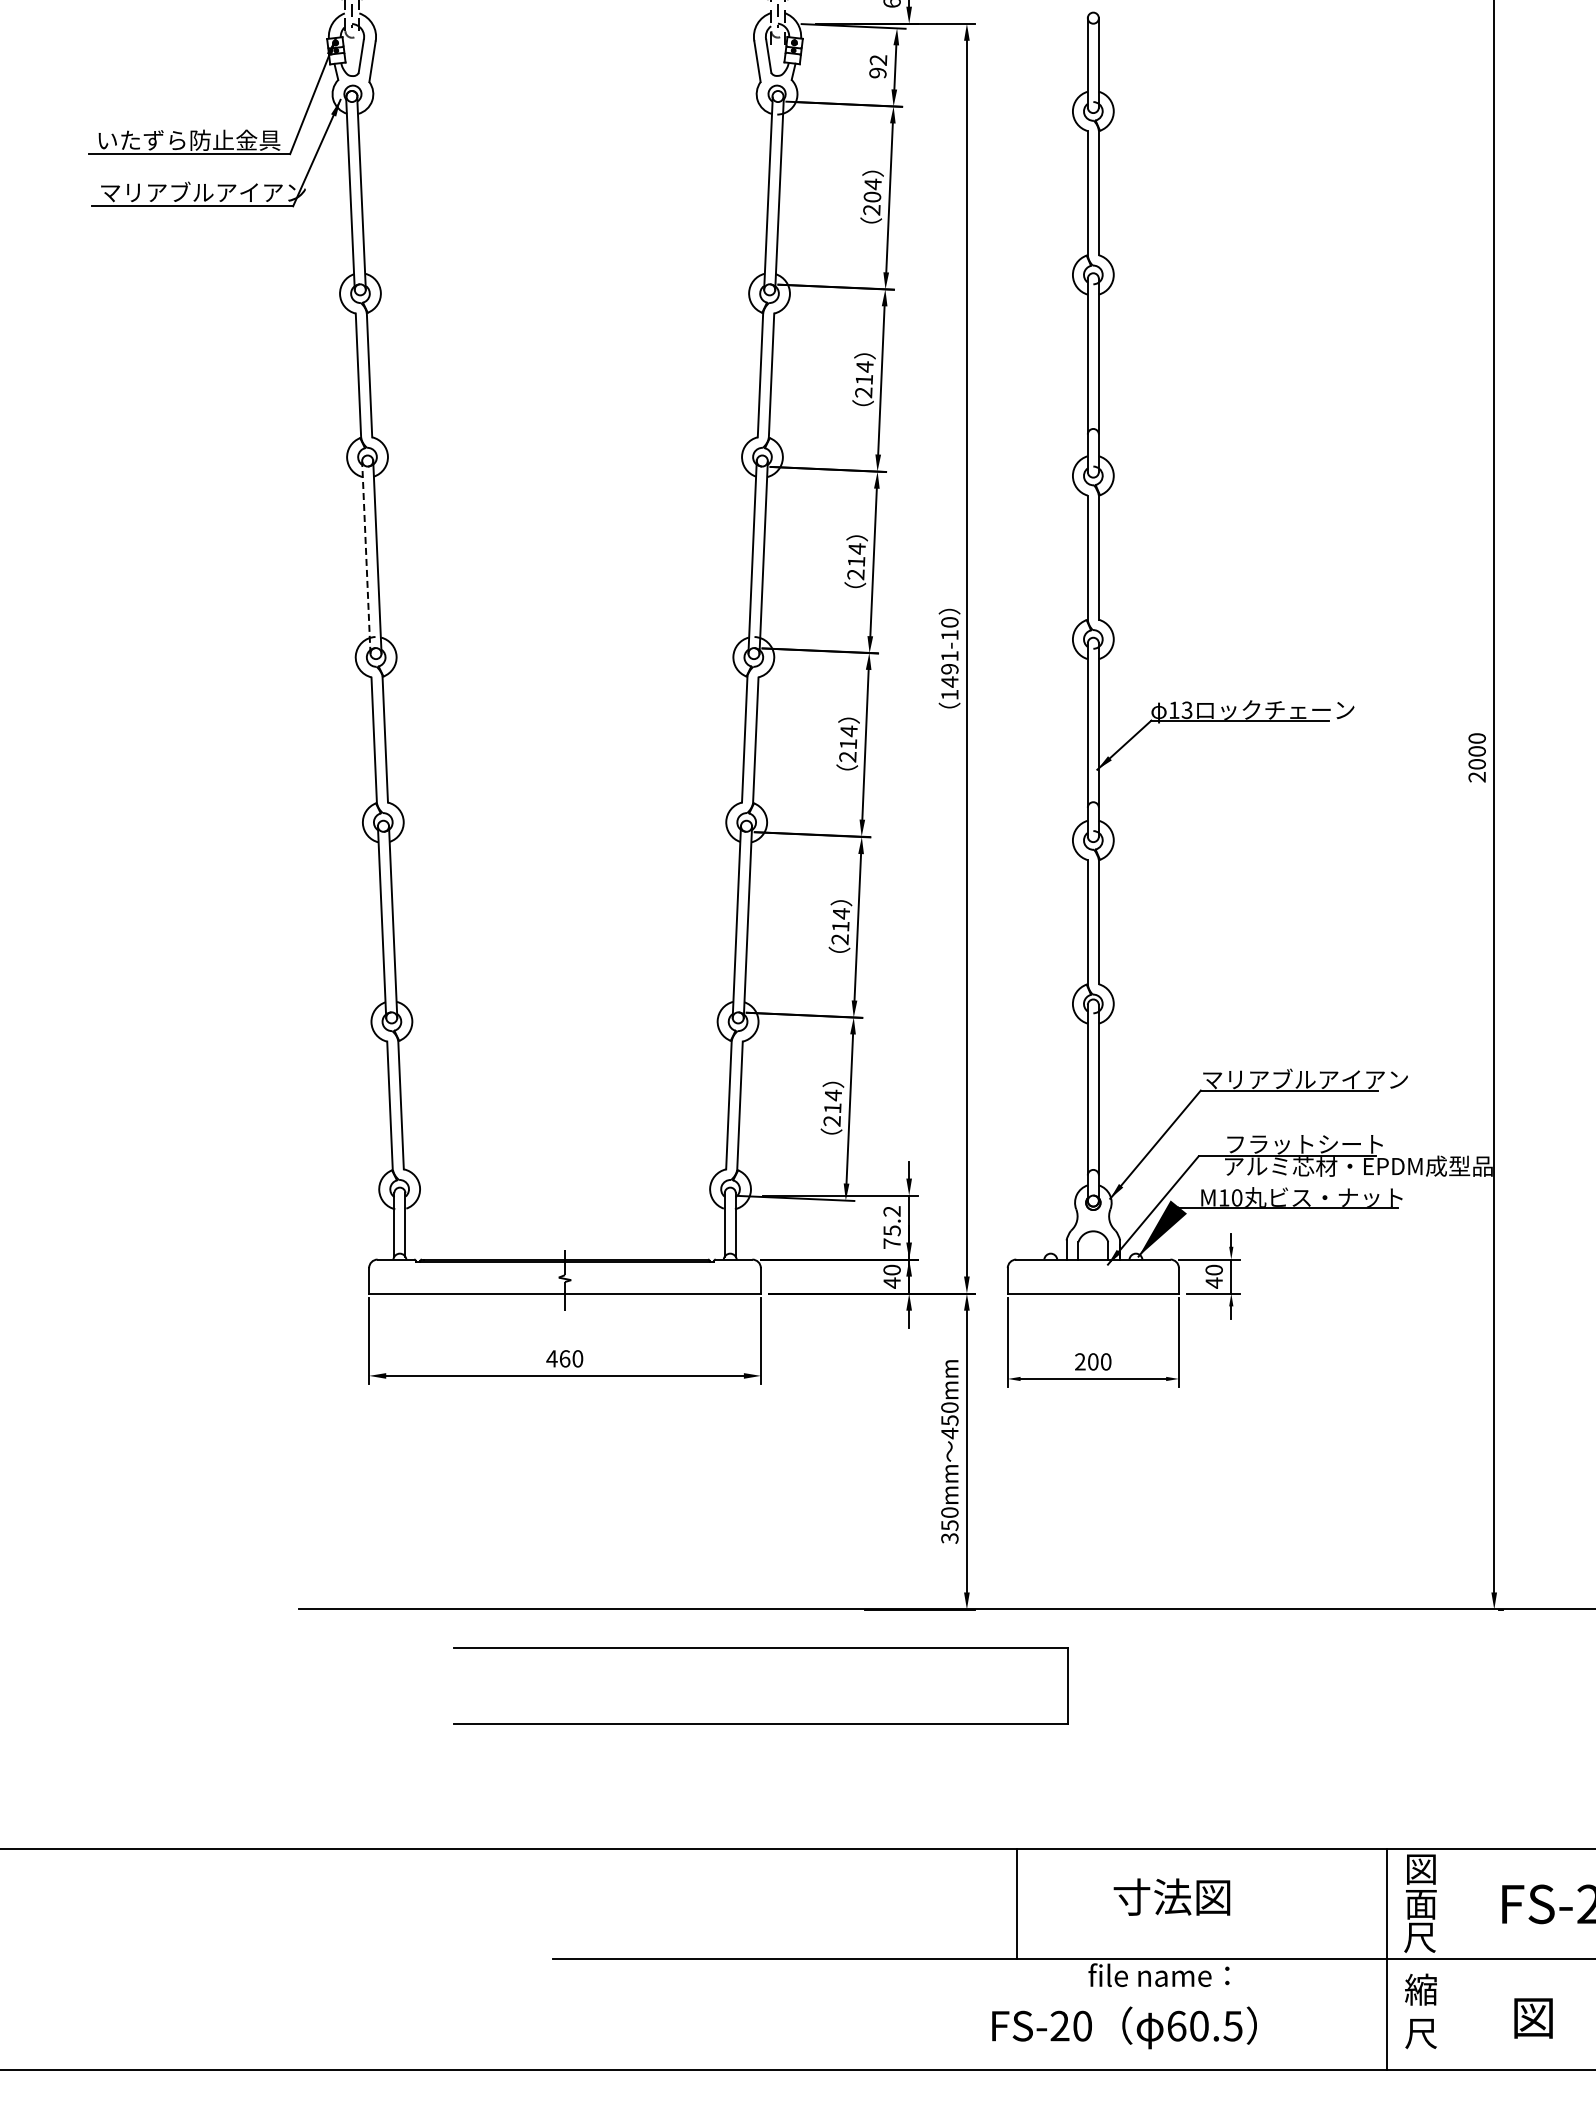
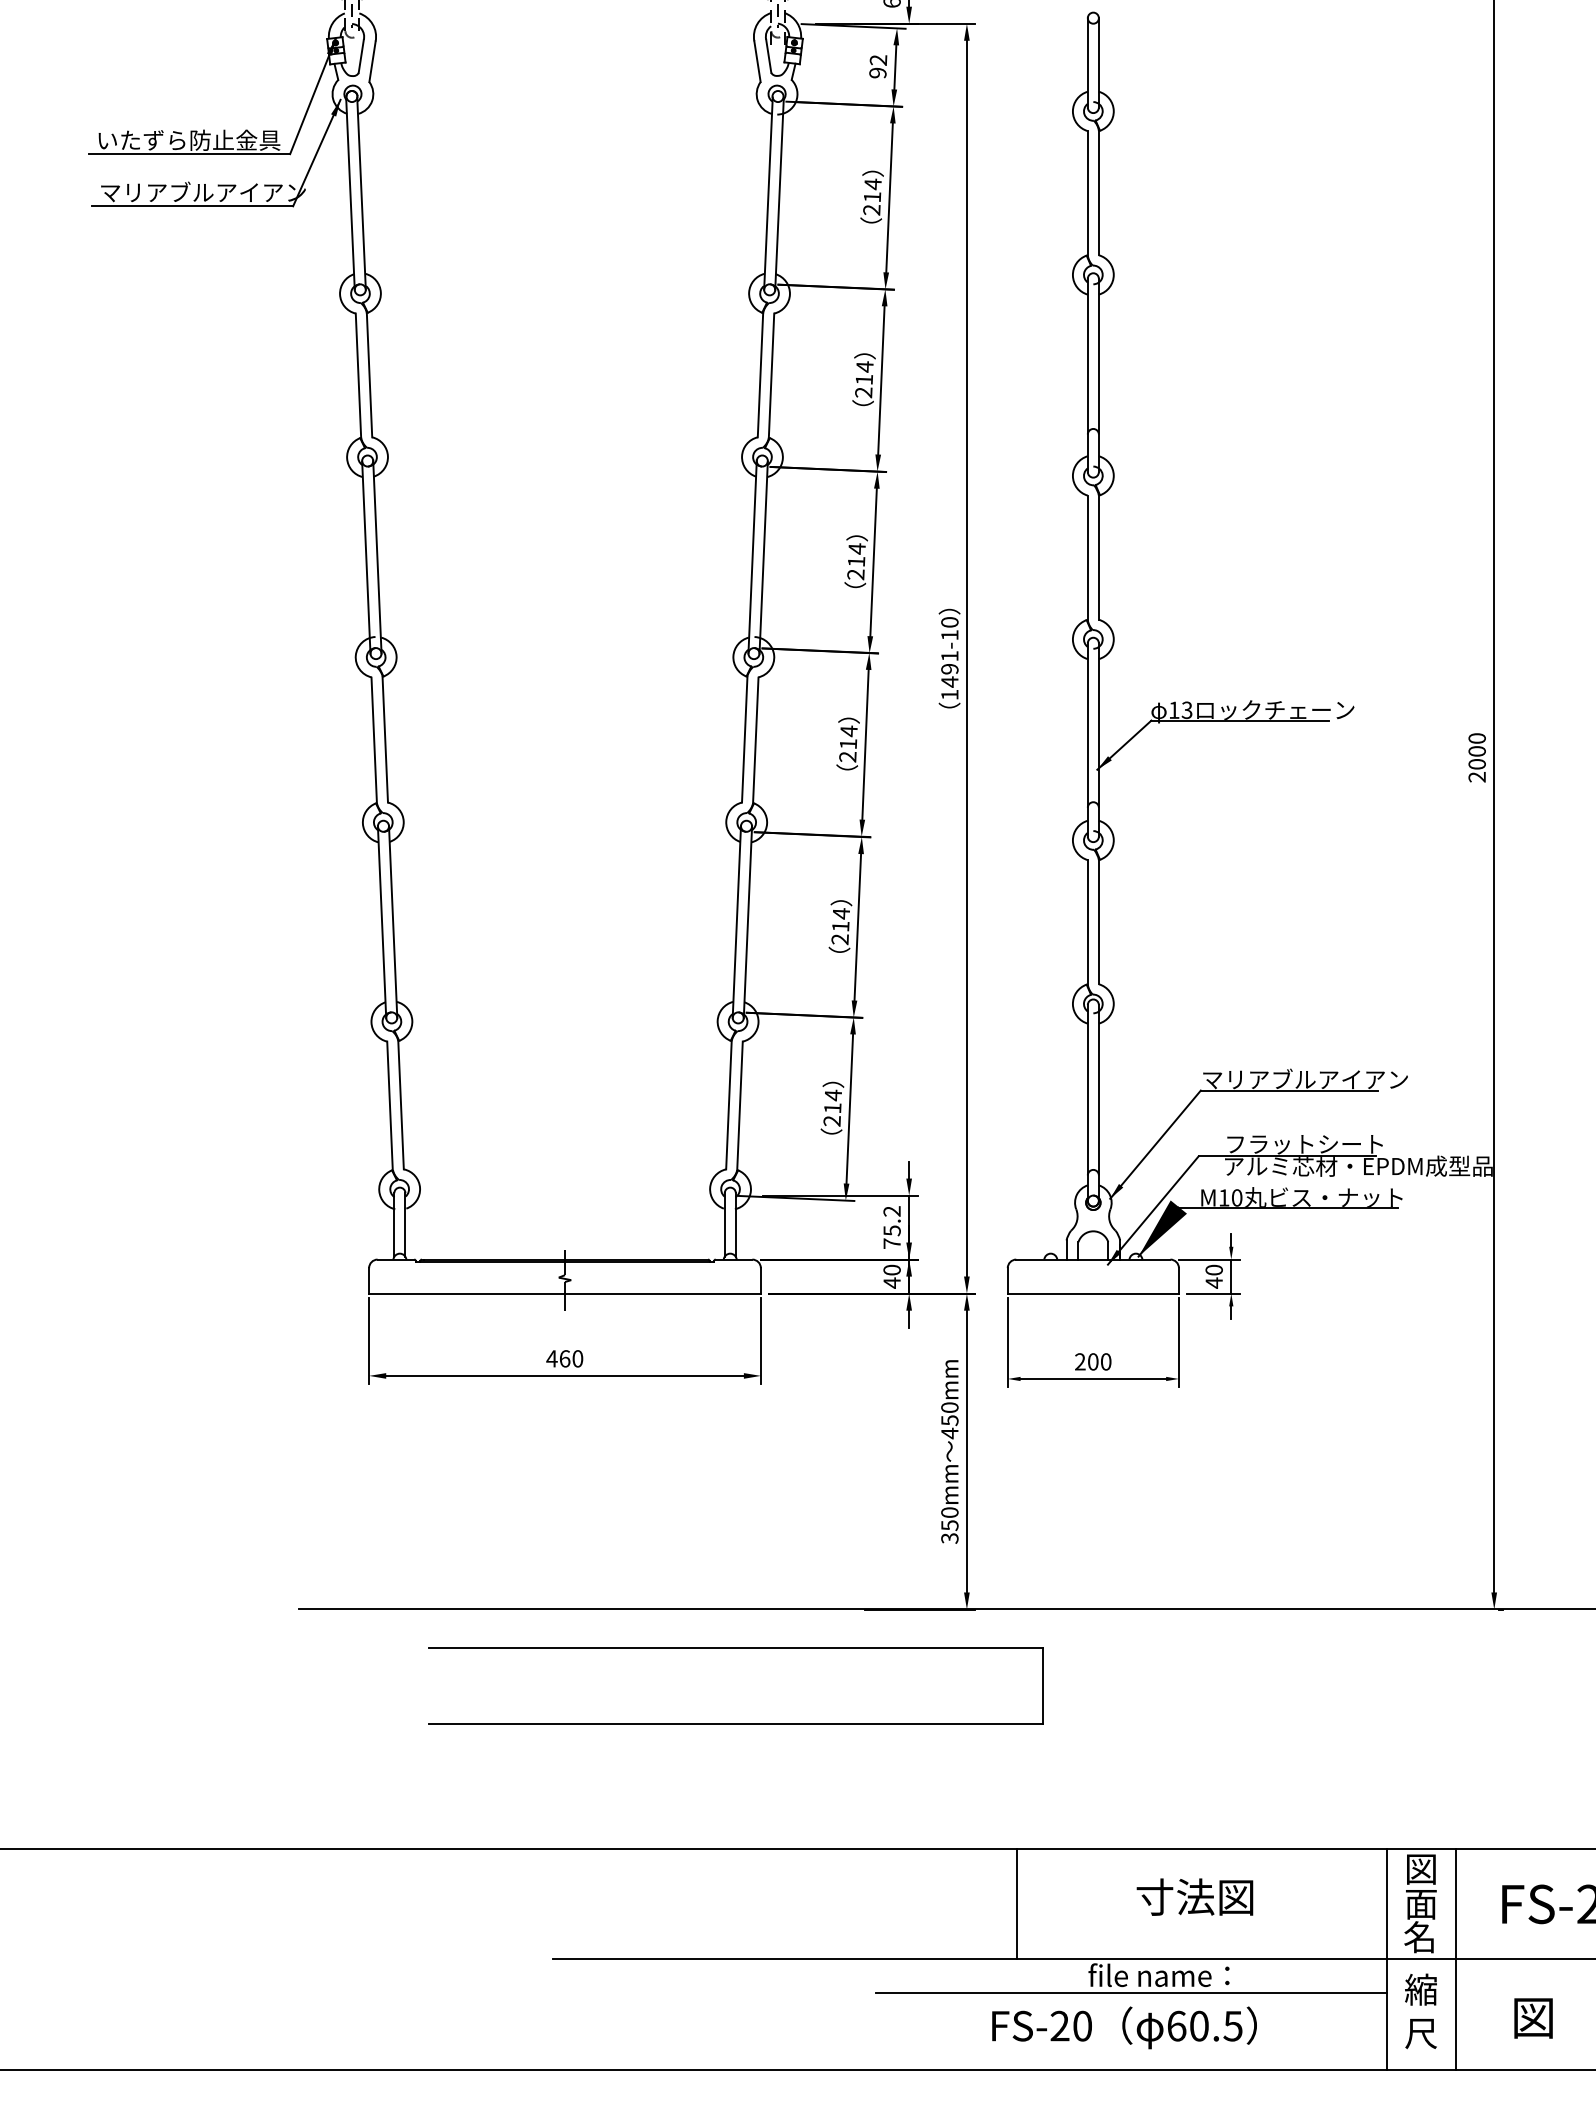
text: 204 -> 214 (872, 196)
line: dashed -> solid (366, 557)
part position: (760, 1648) -> (735, 1648) (735, 1648)
text position: (1171, 1896) -> (1194, 1896) (1194, 1896)
text: 尺 -> 名 (1419, 1937)
line: none -> present (1455, 1958)
line: none -> present (1130, 1993)
